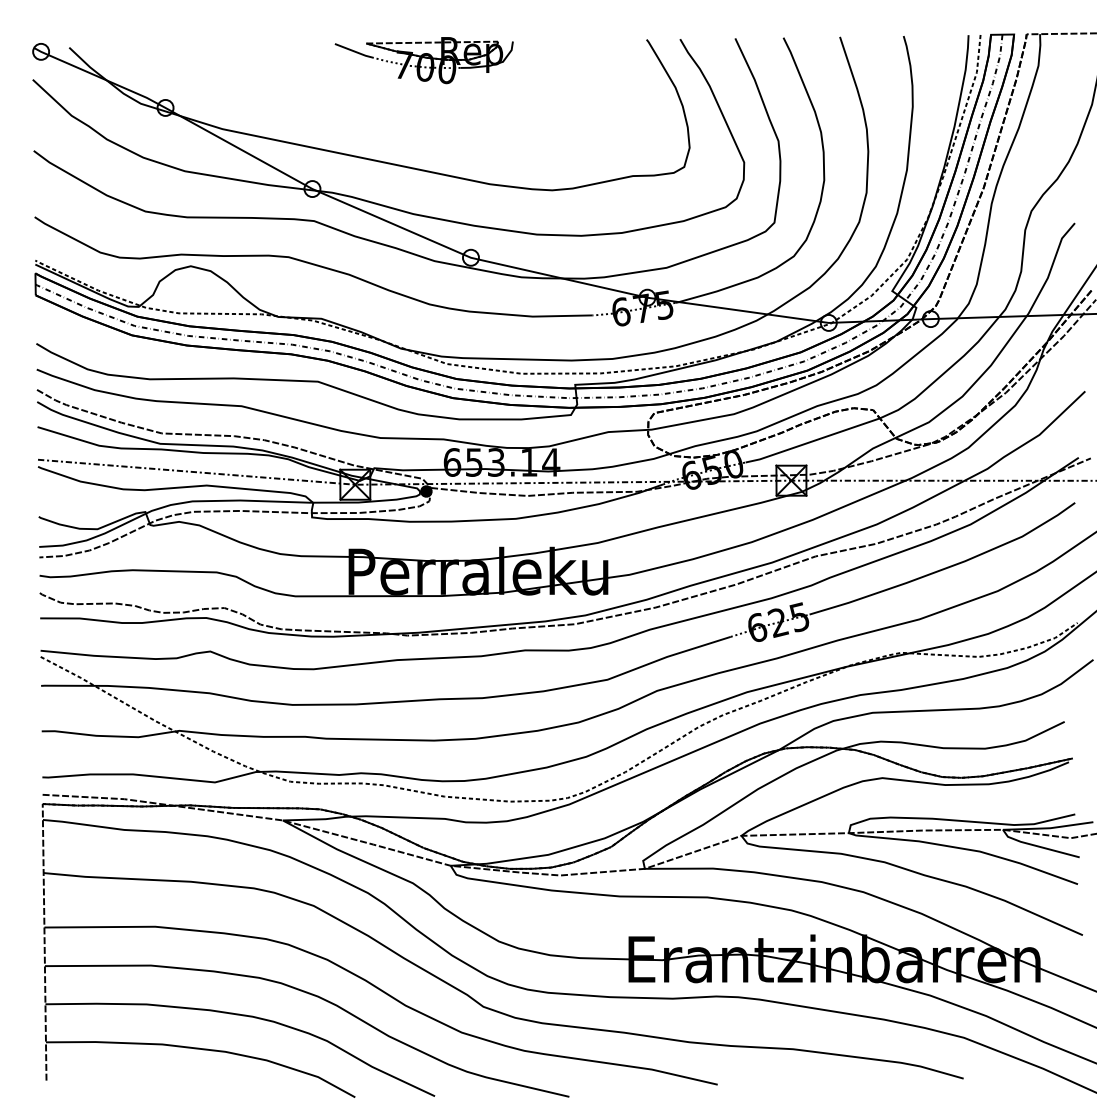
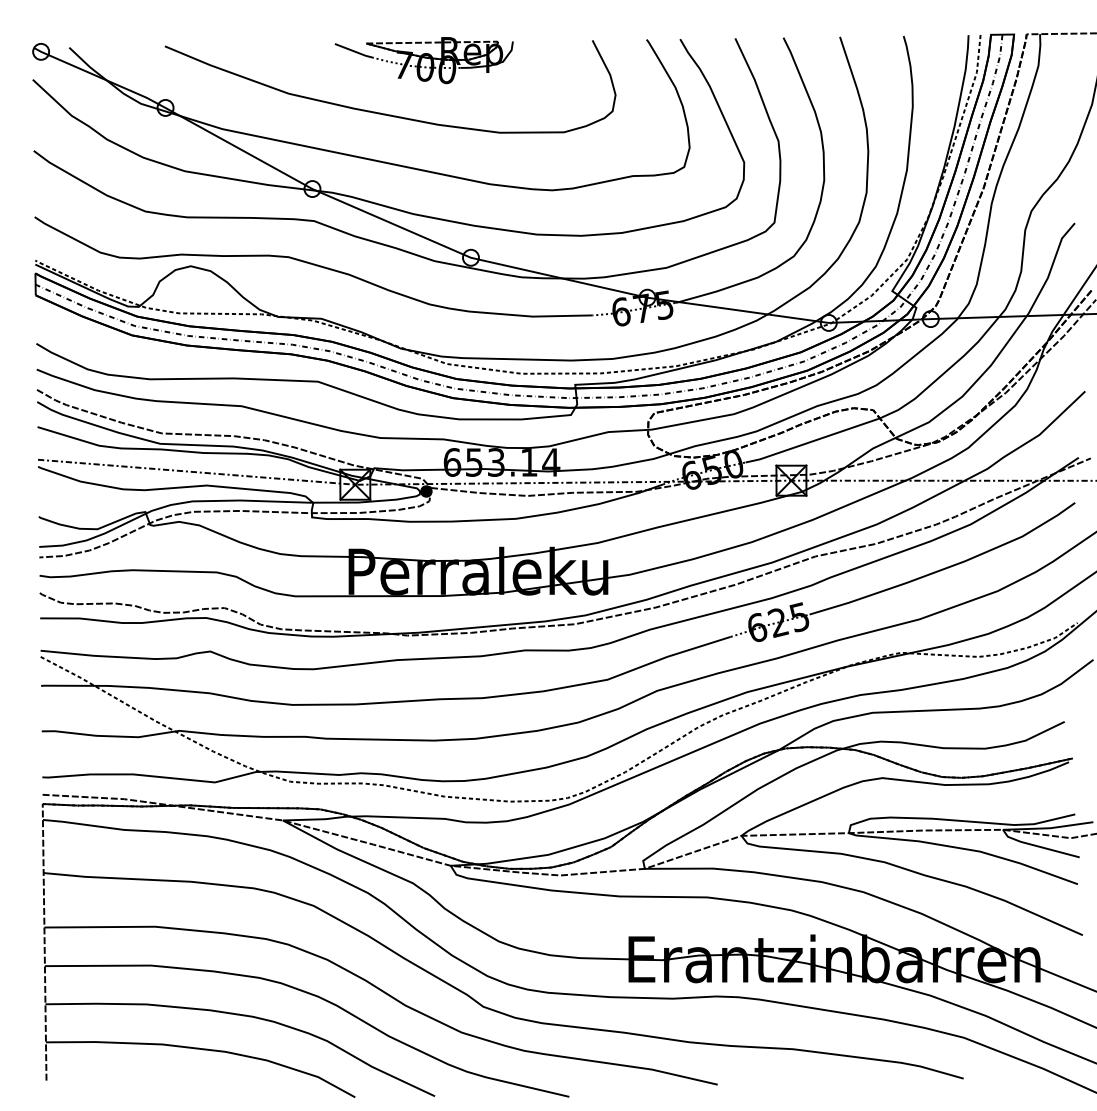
curve: none -> present (386, 113)
